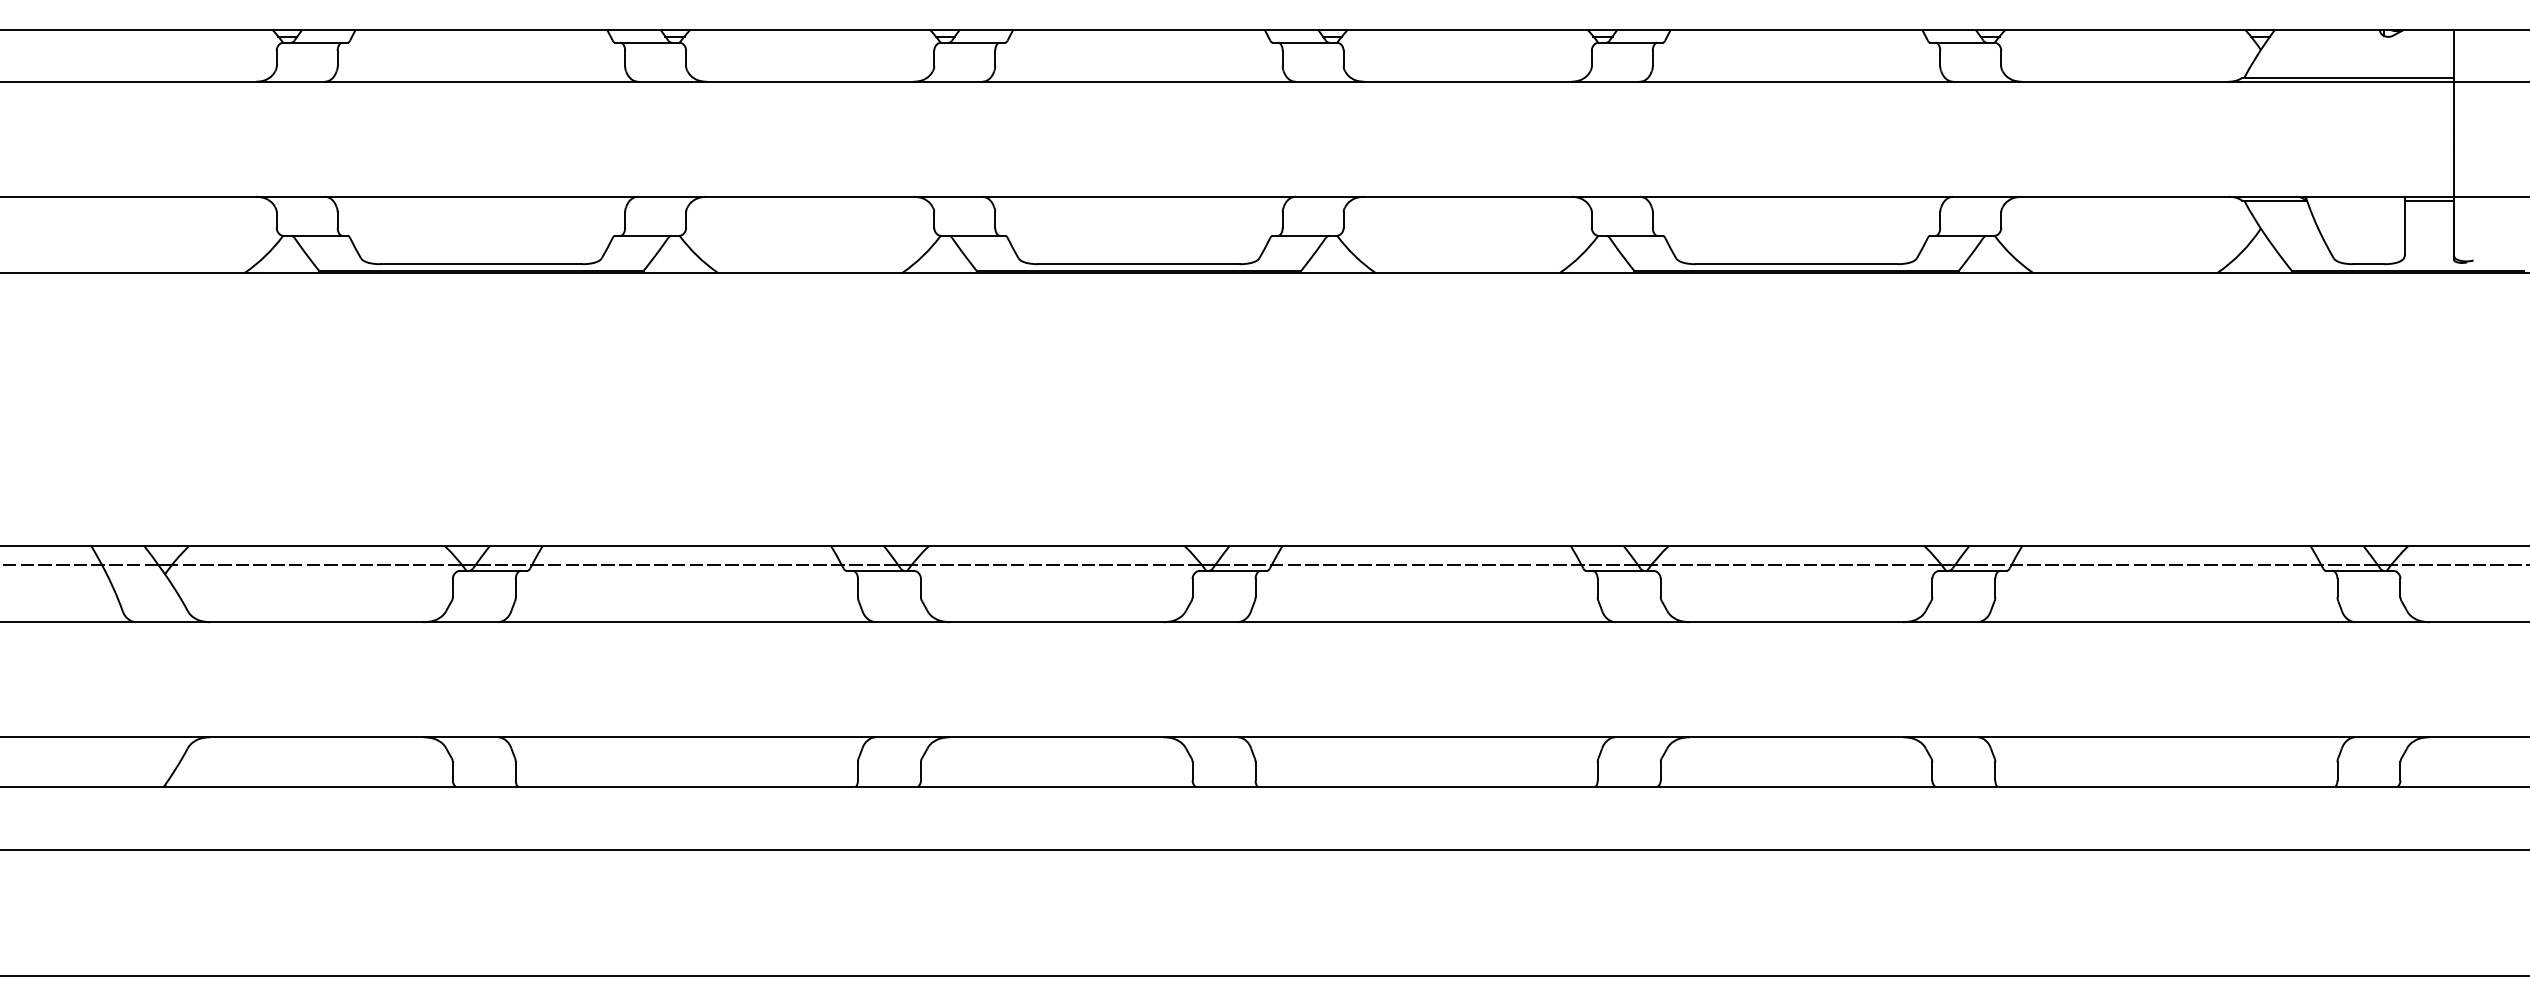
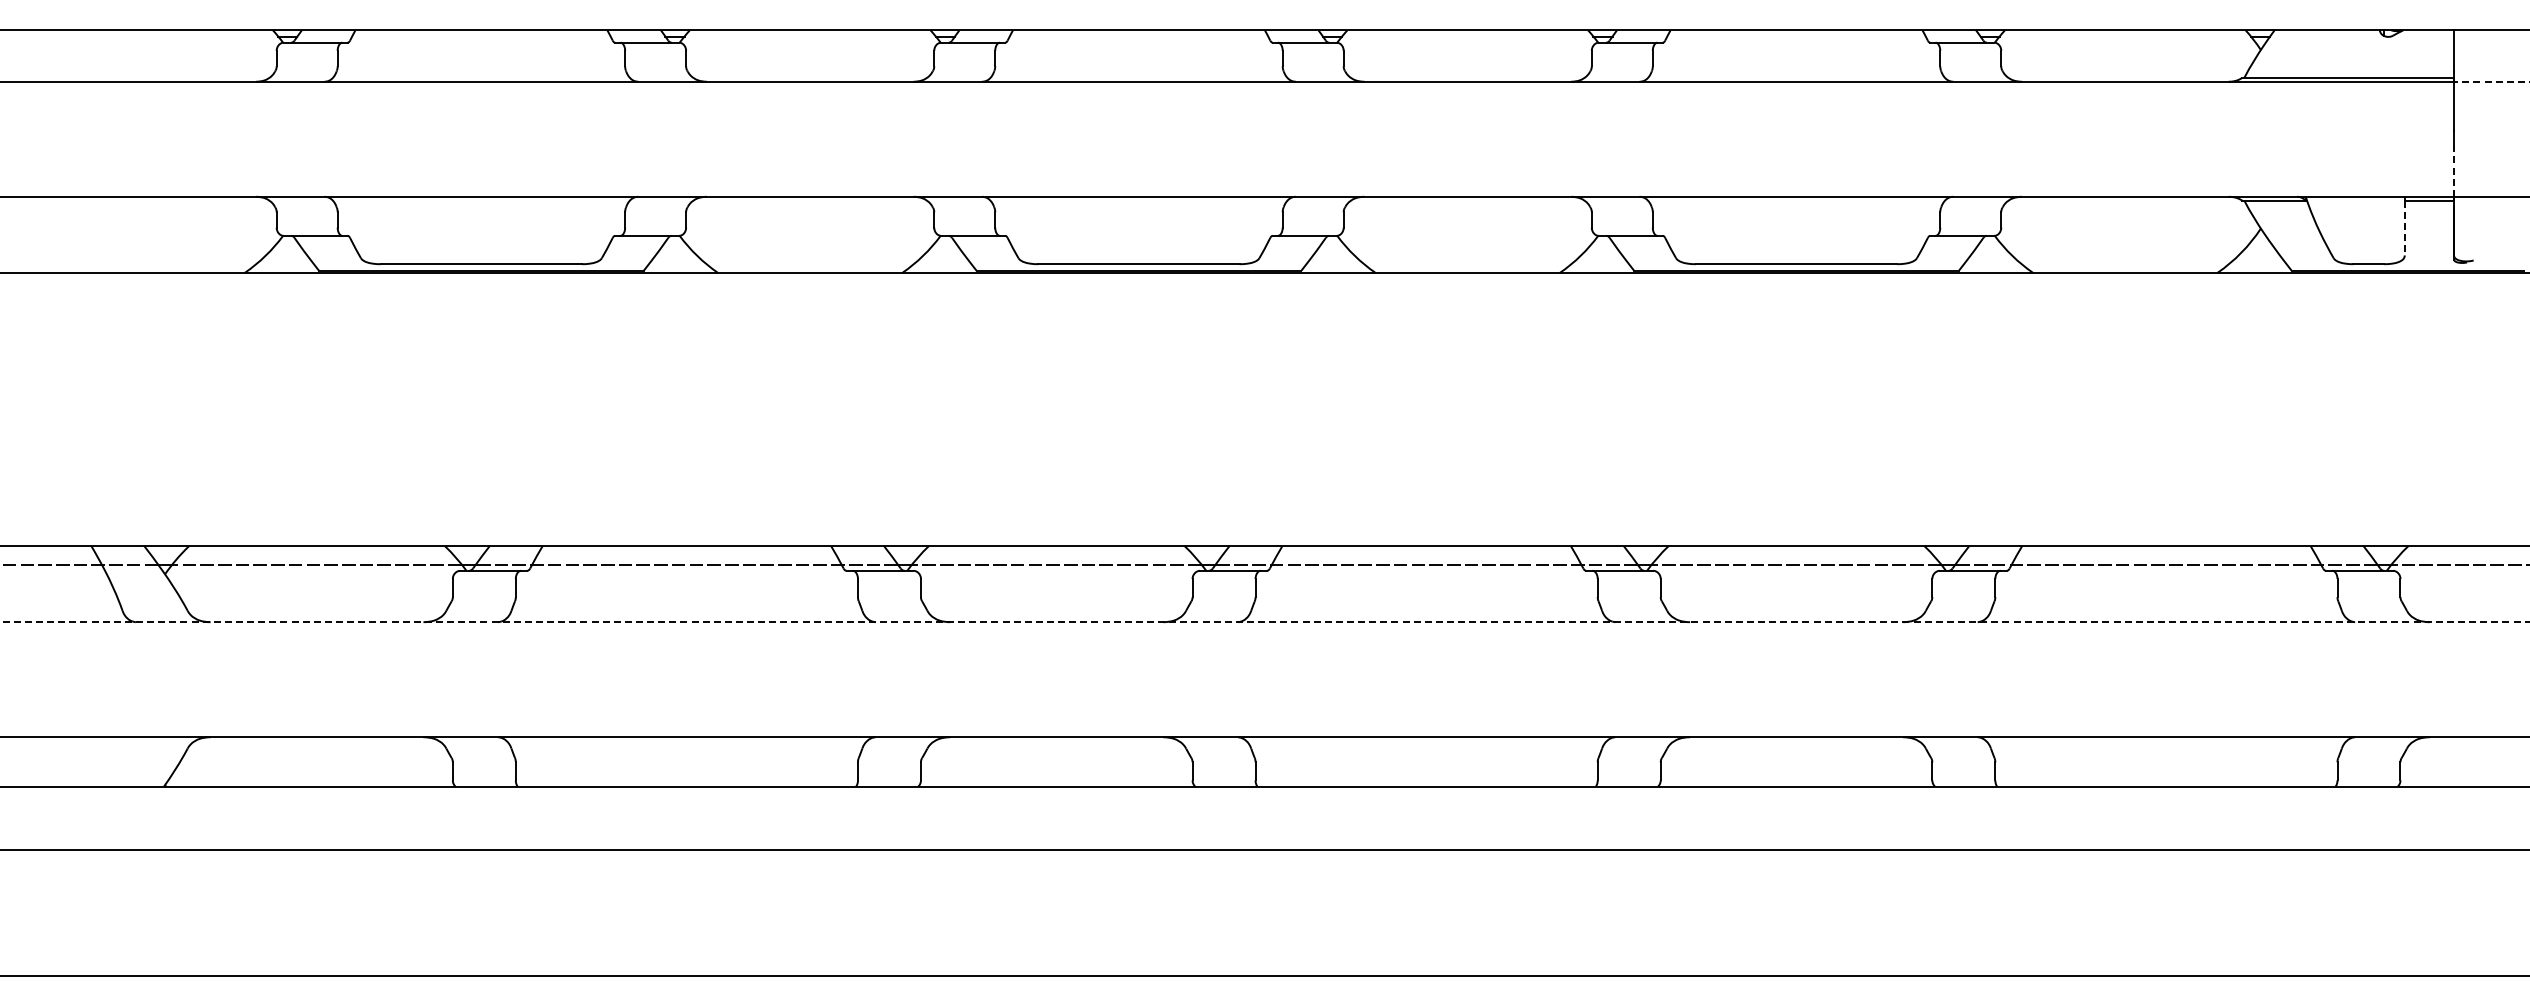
line: solid -> dashed (2491, 81)
line: solid -> dashed (2454, 172)
line: solid -> dashed (2404, 228)
line: solid -> dashed (1265, 622)
